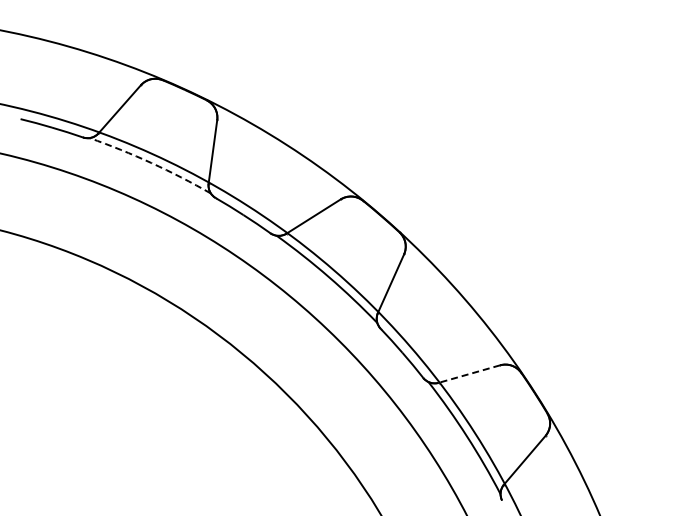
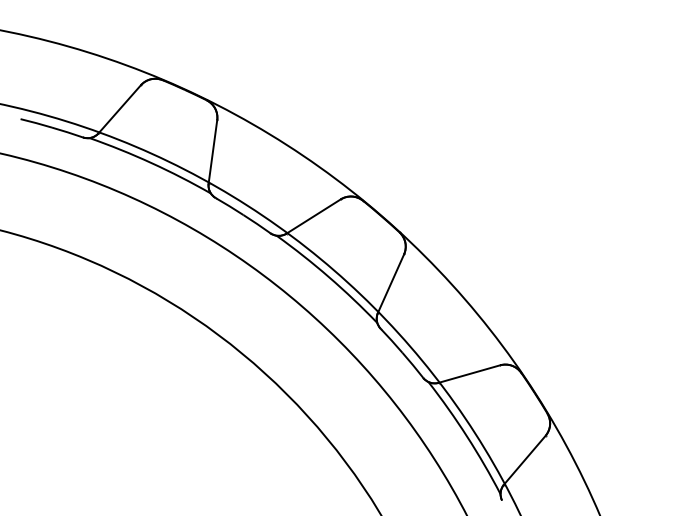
arc: dashed -> solid (151, 163)
line: dashed -> solid (468, 374)
